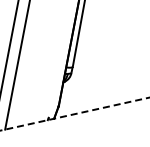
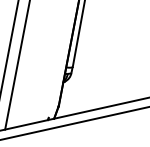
line: dashed -> solid (75, 114)
line: none -> present (74, 123)
